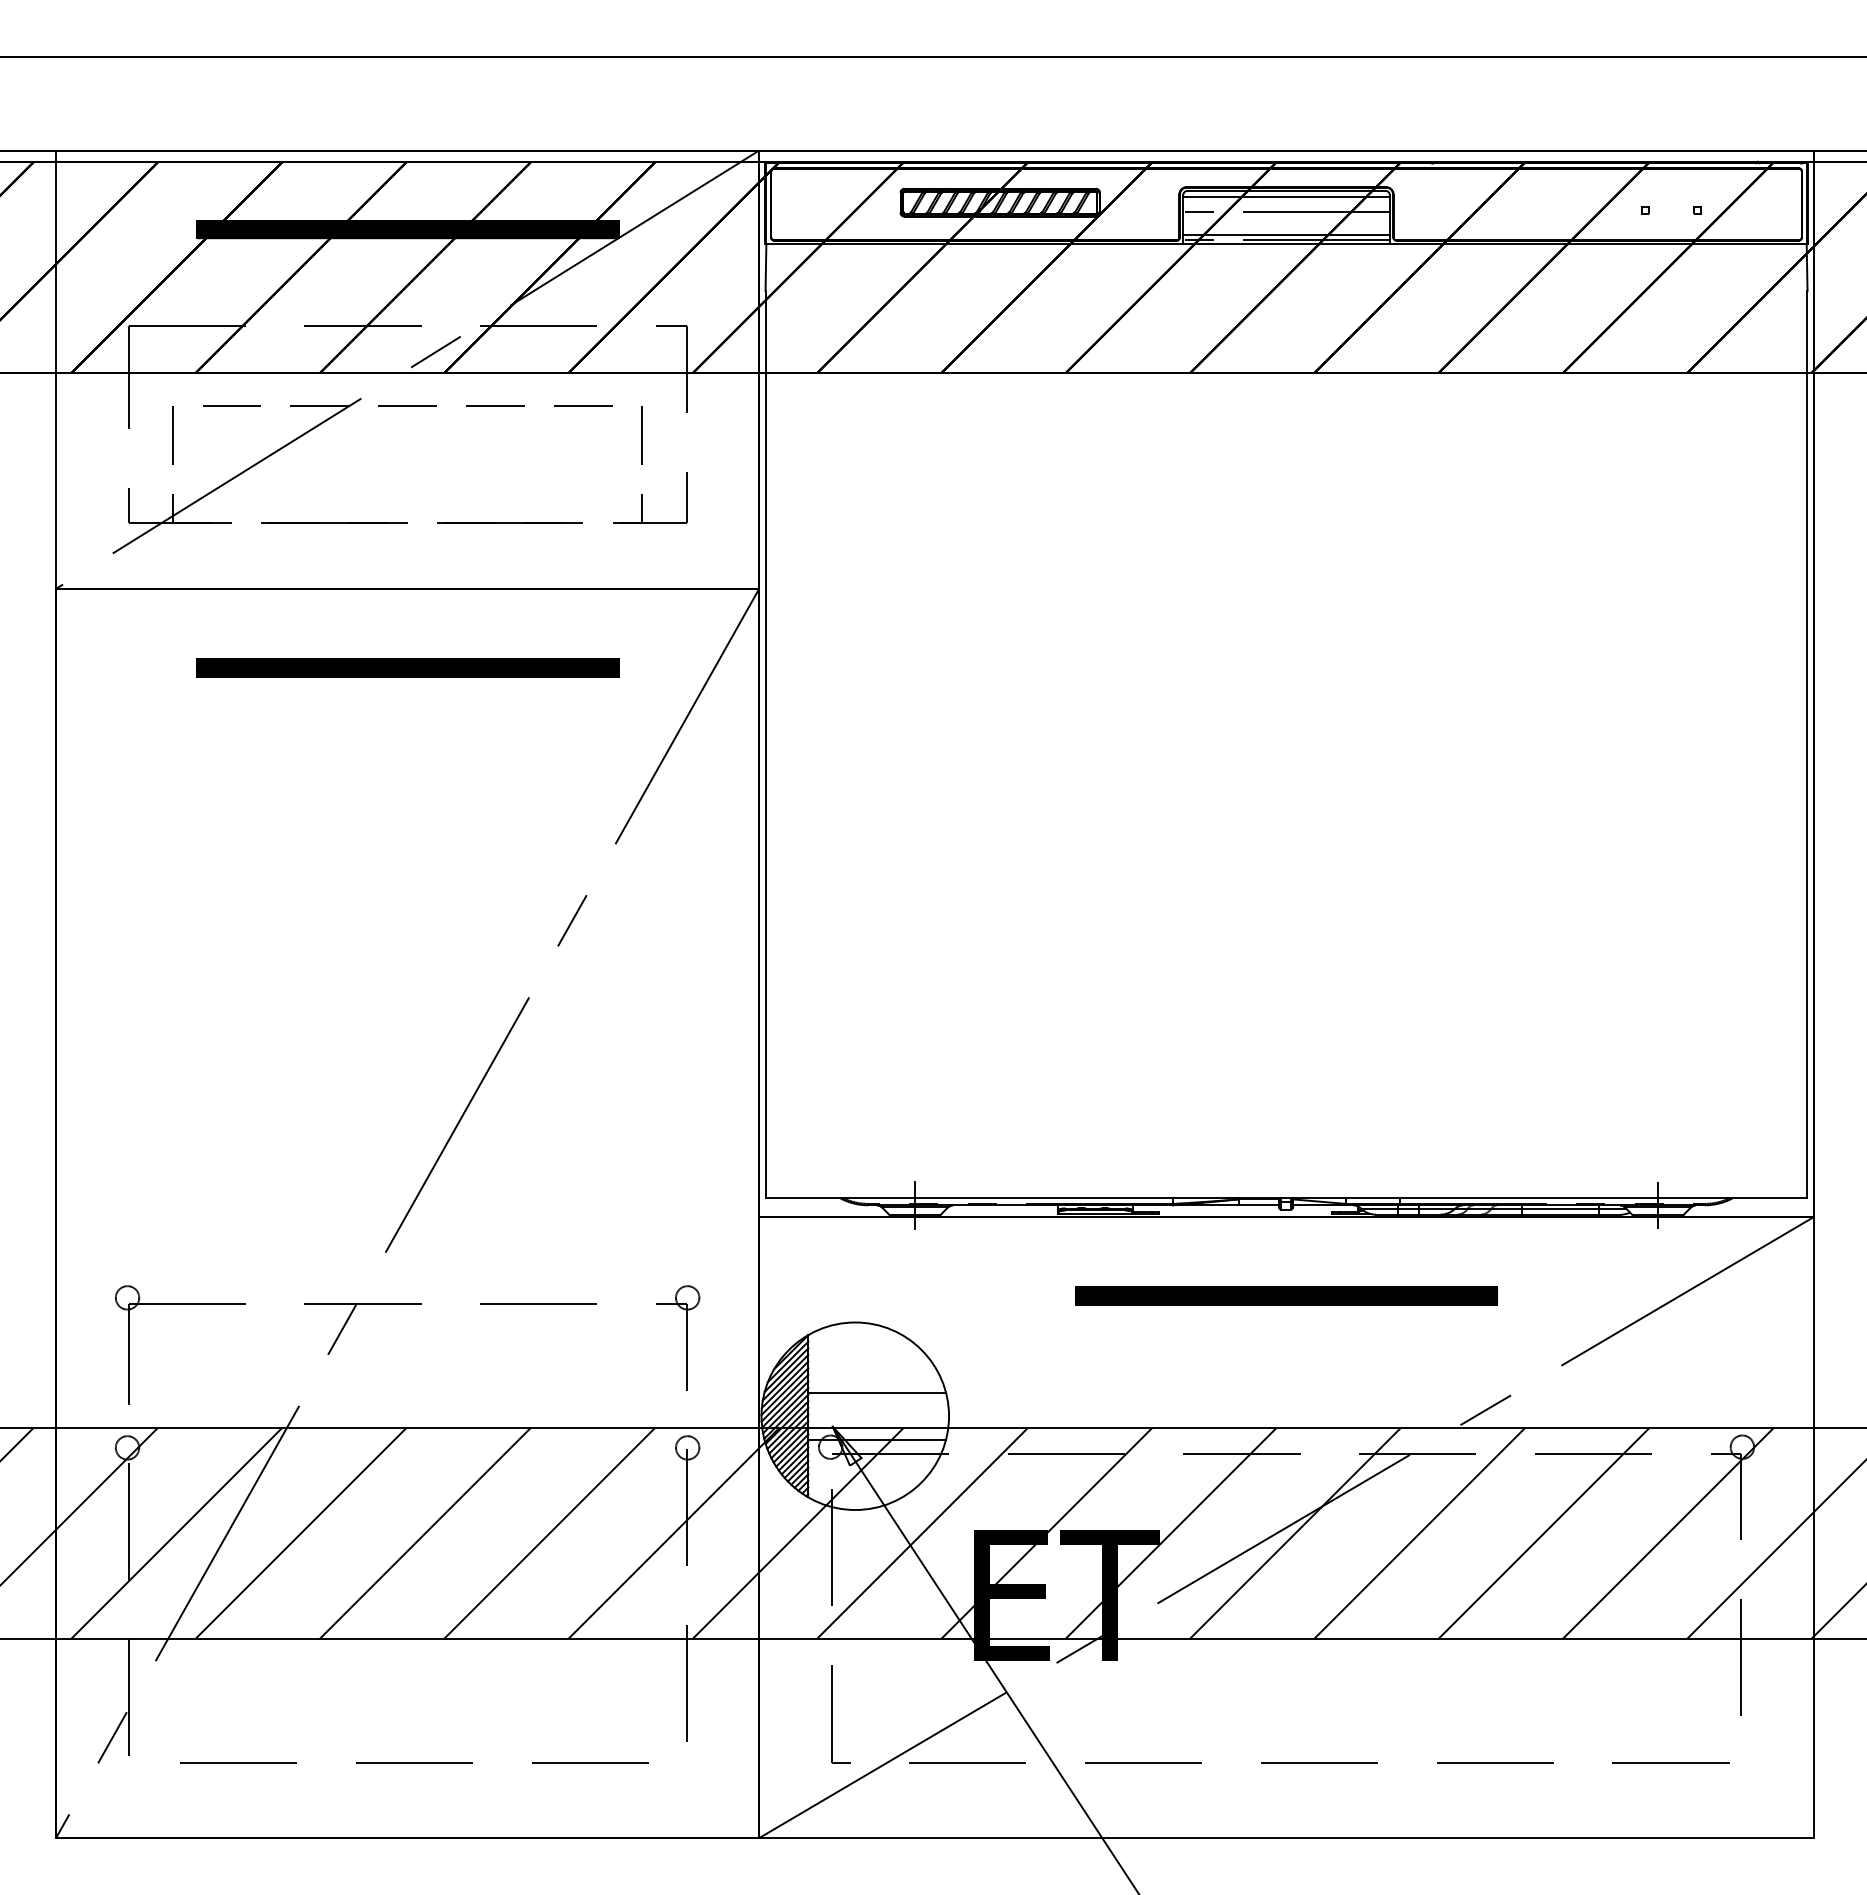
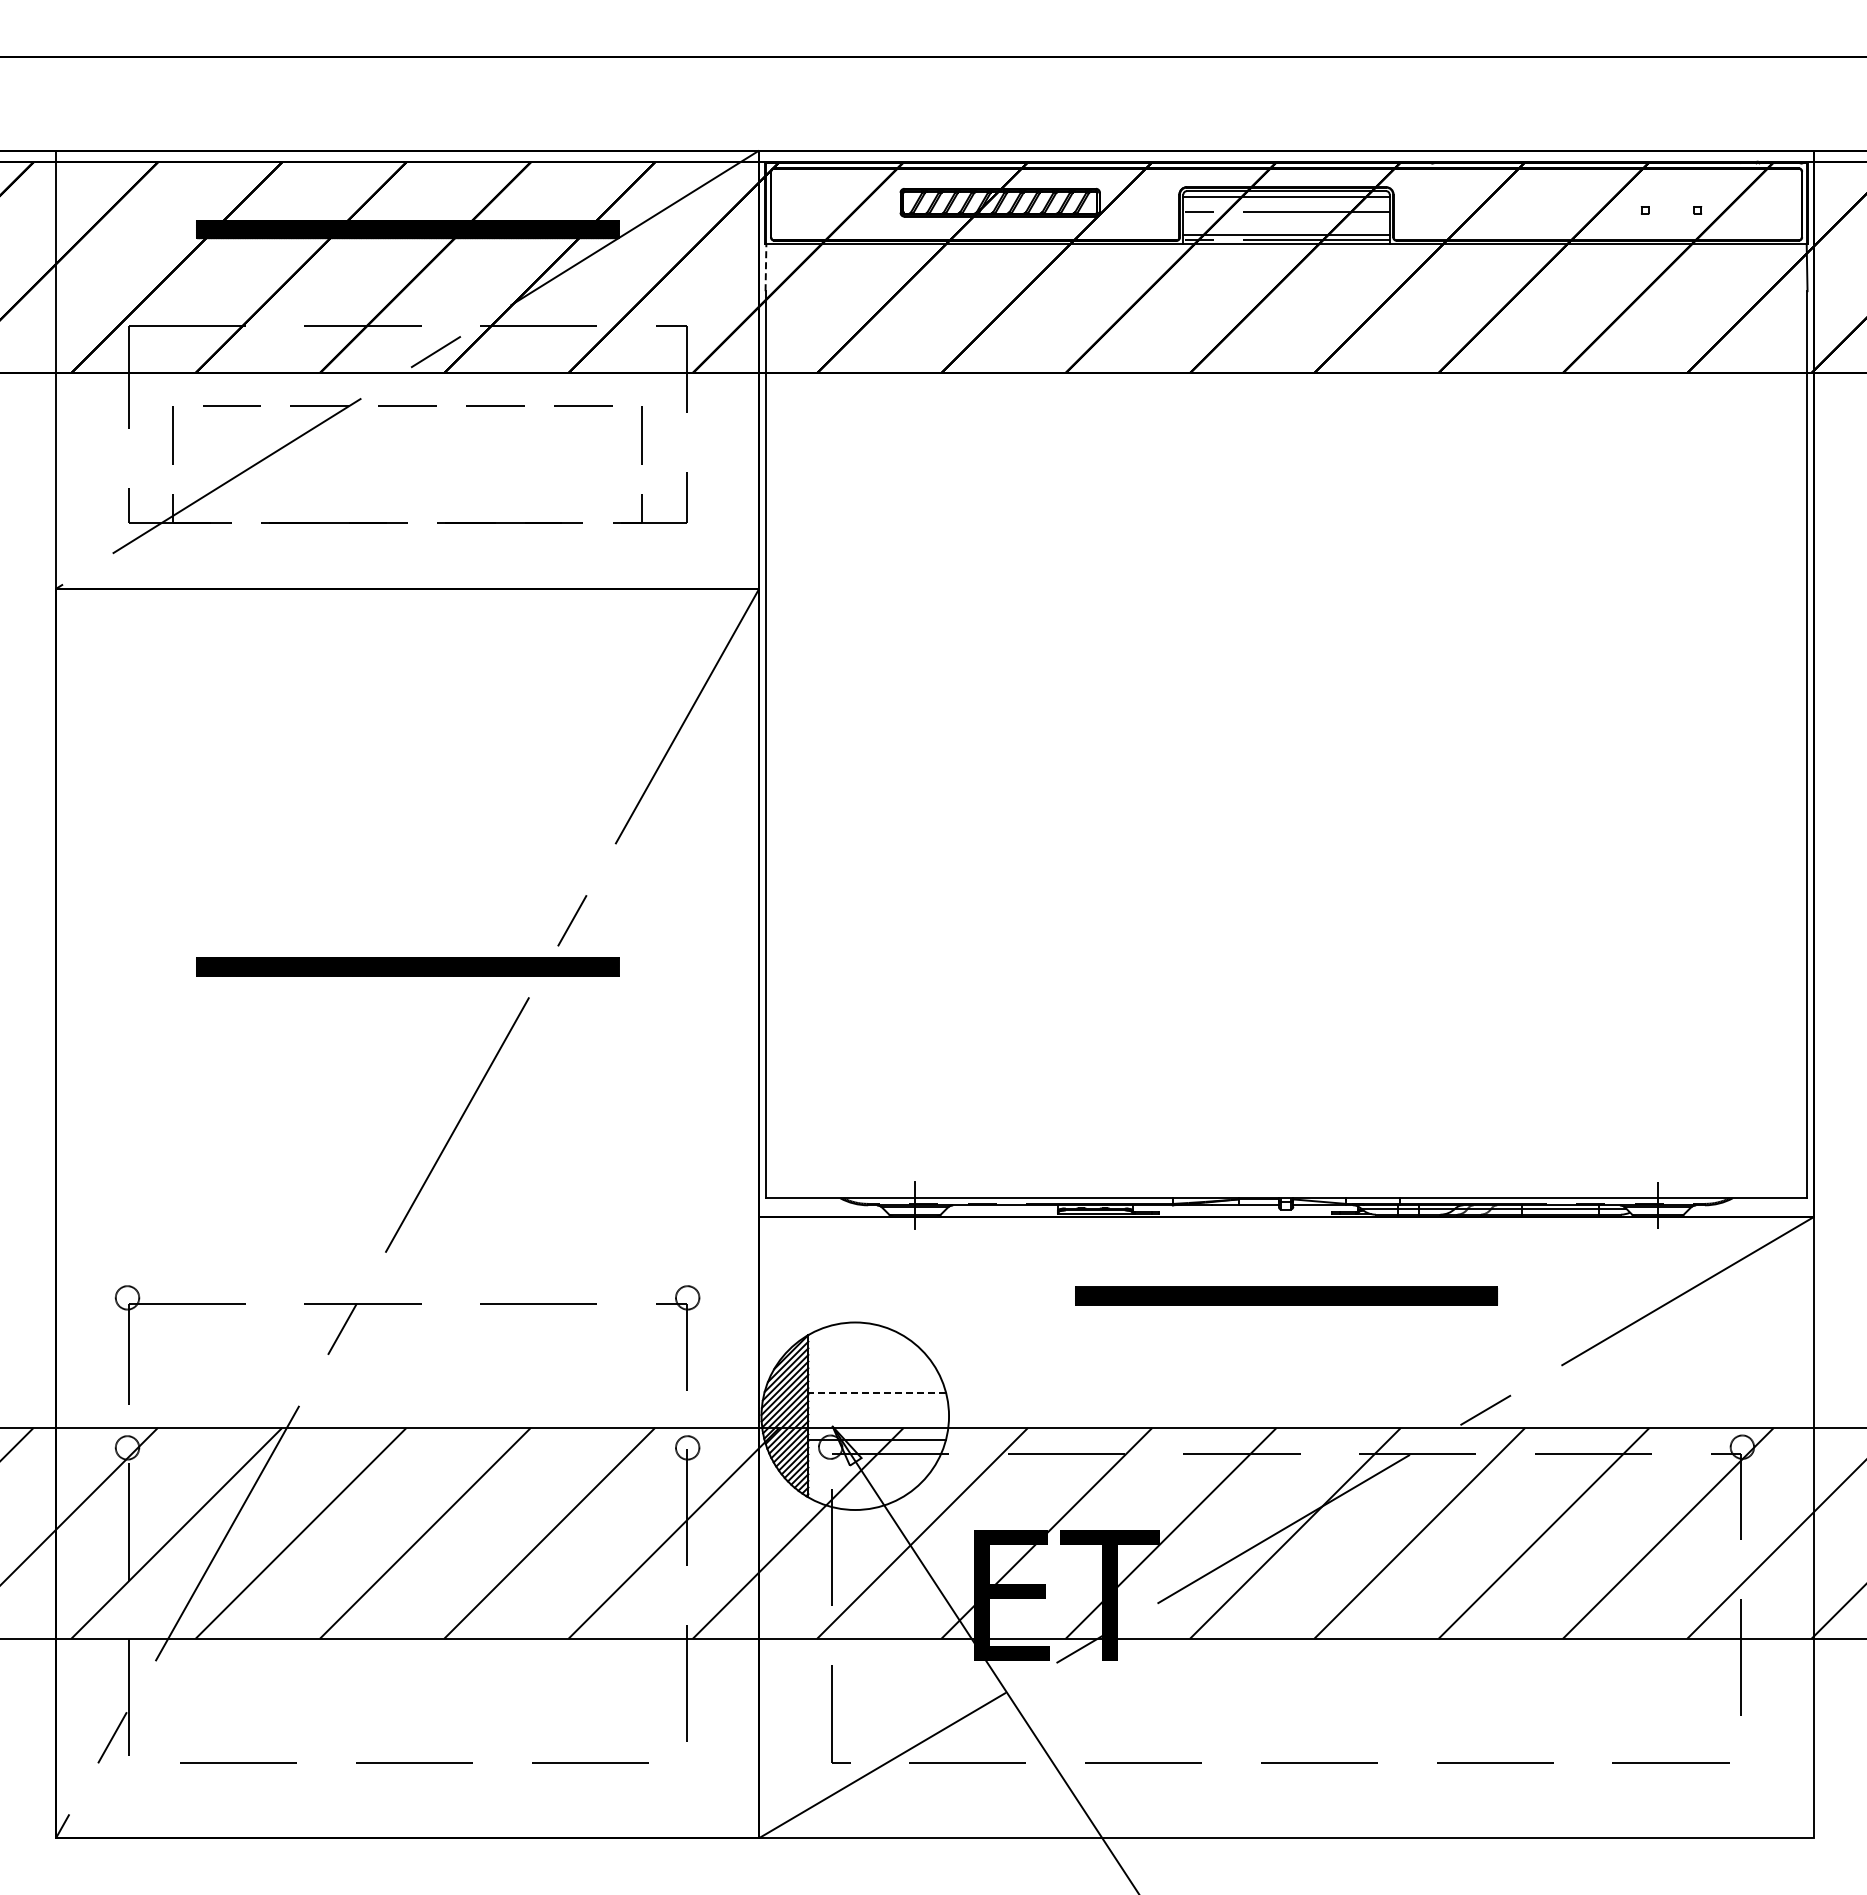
line: solid -> dashed (765, 267)
part position: (407, 667) -> (407, 966) (407, 966)
line: solid -> dashed (877, 1392)
